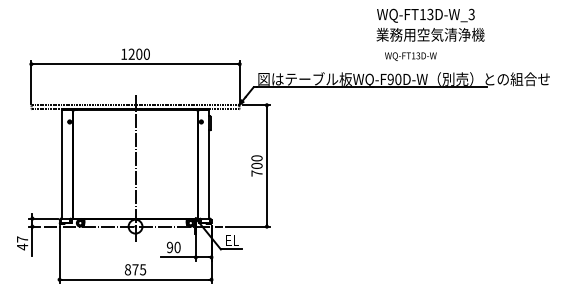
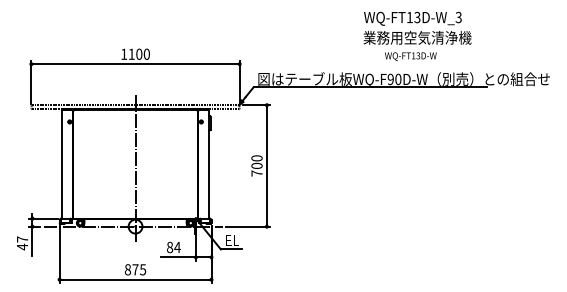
text position: (430, 24) -> (417, 27) (417, 27)
text: 1200 -> 1100 (131, 53)
text: 90 -> 84 (173, 247)
